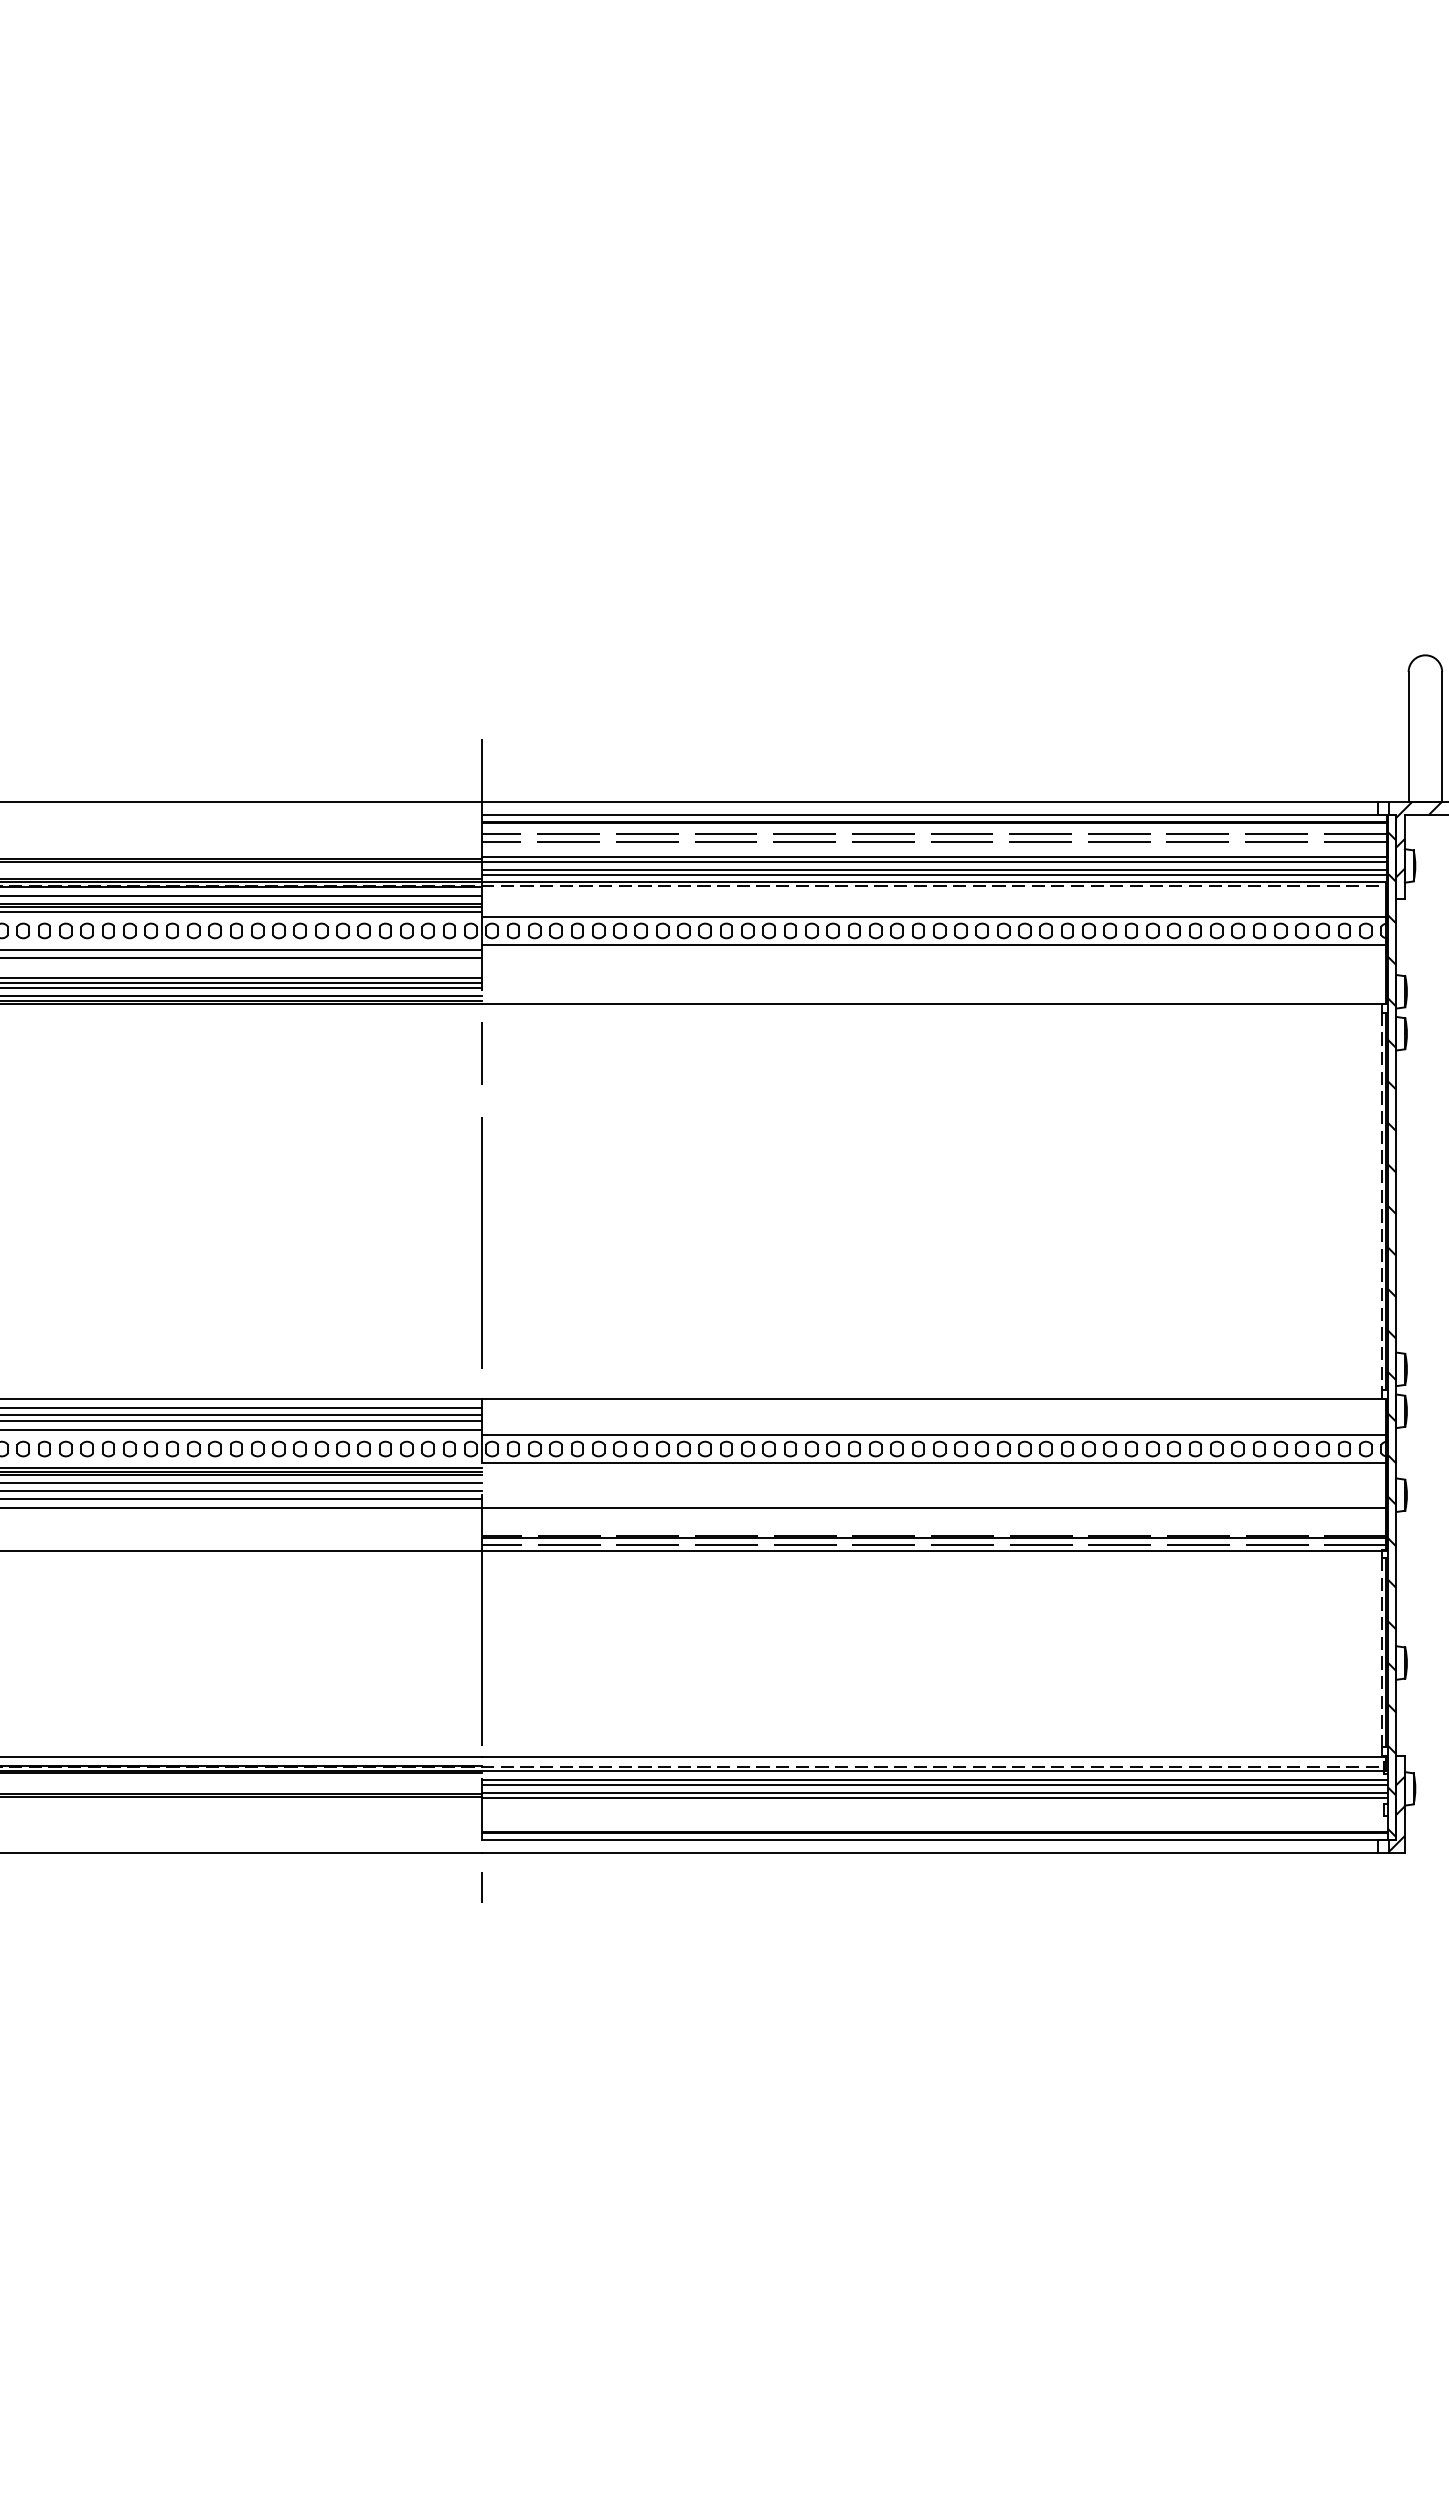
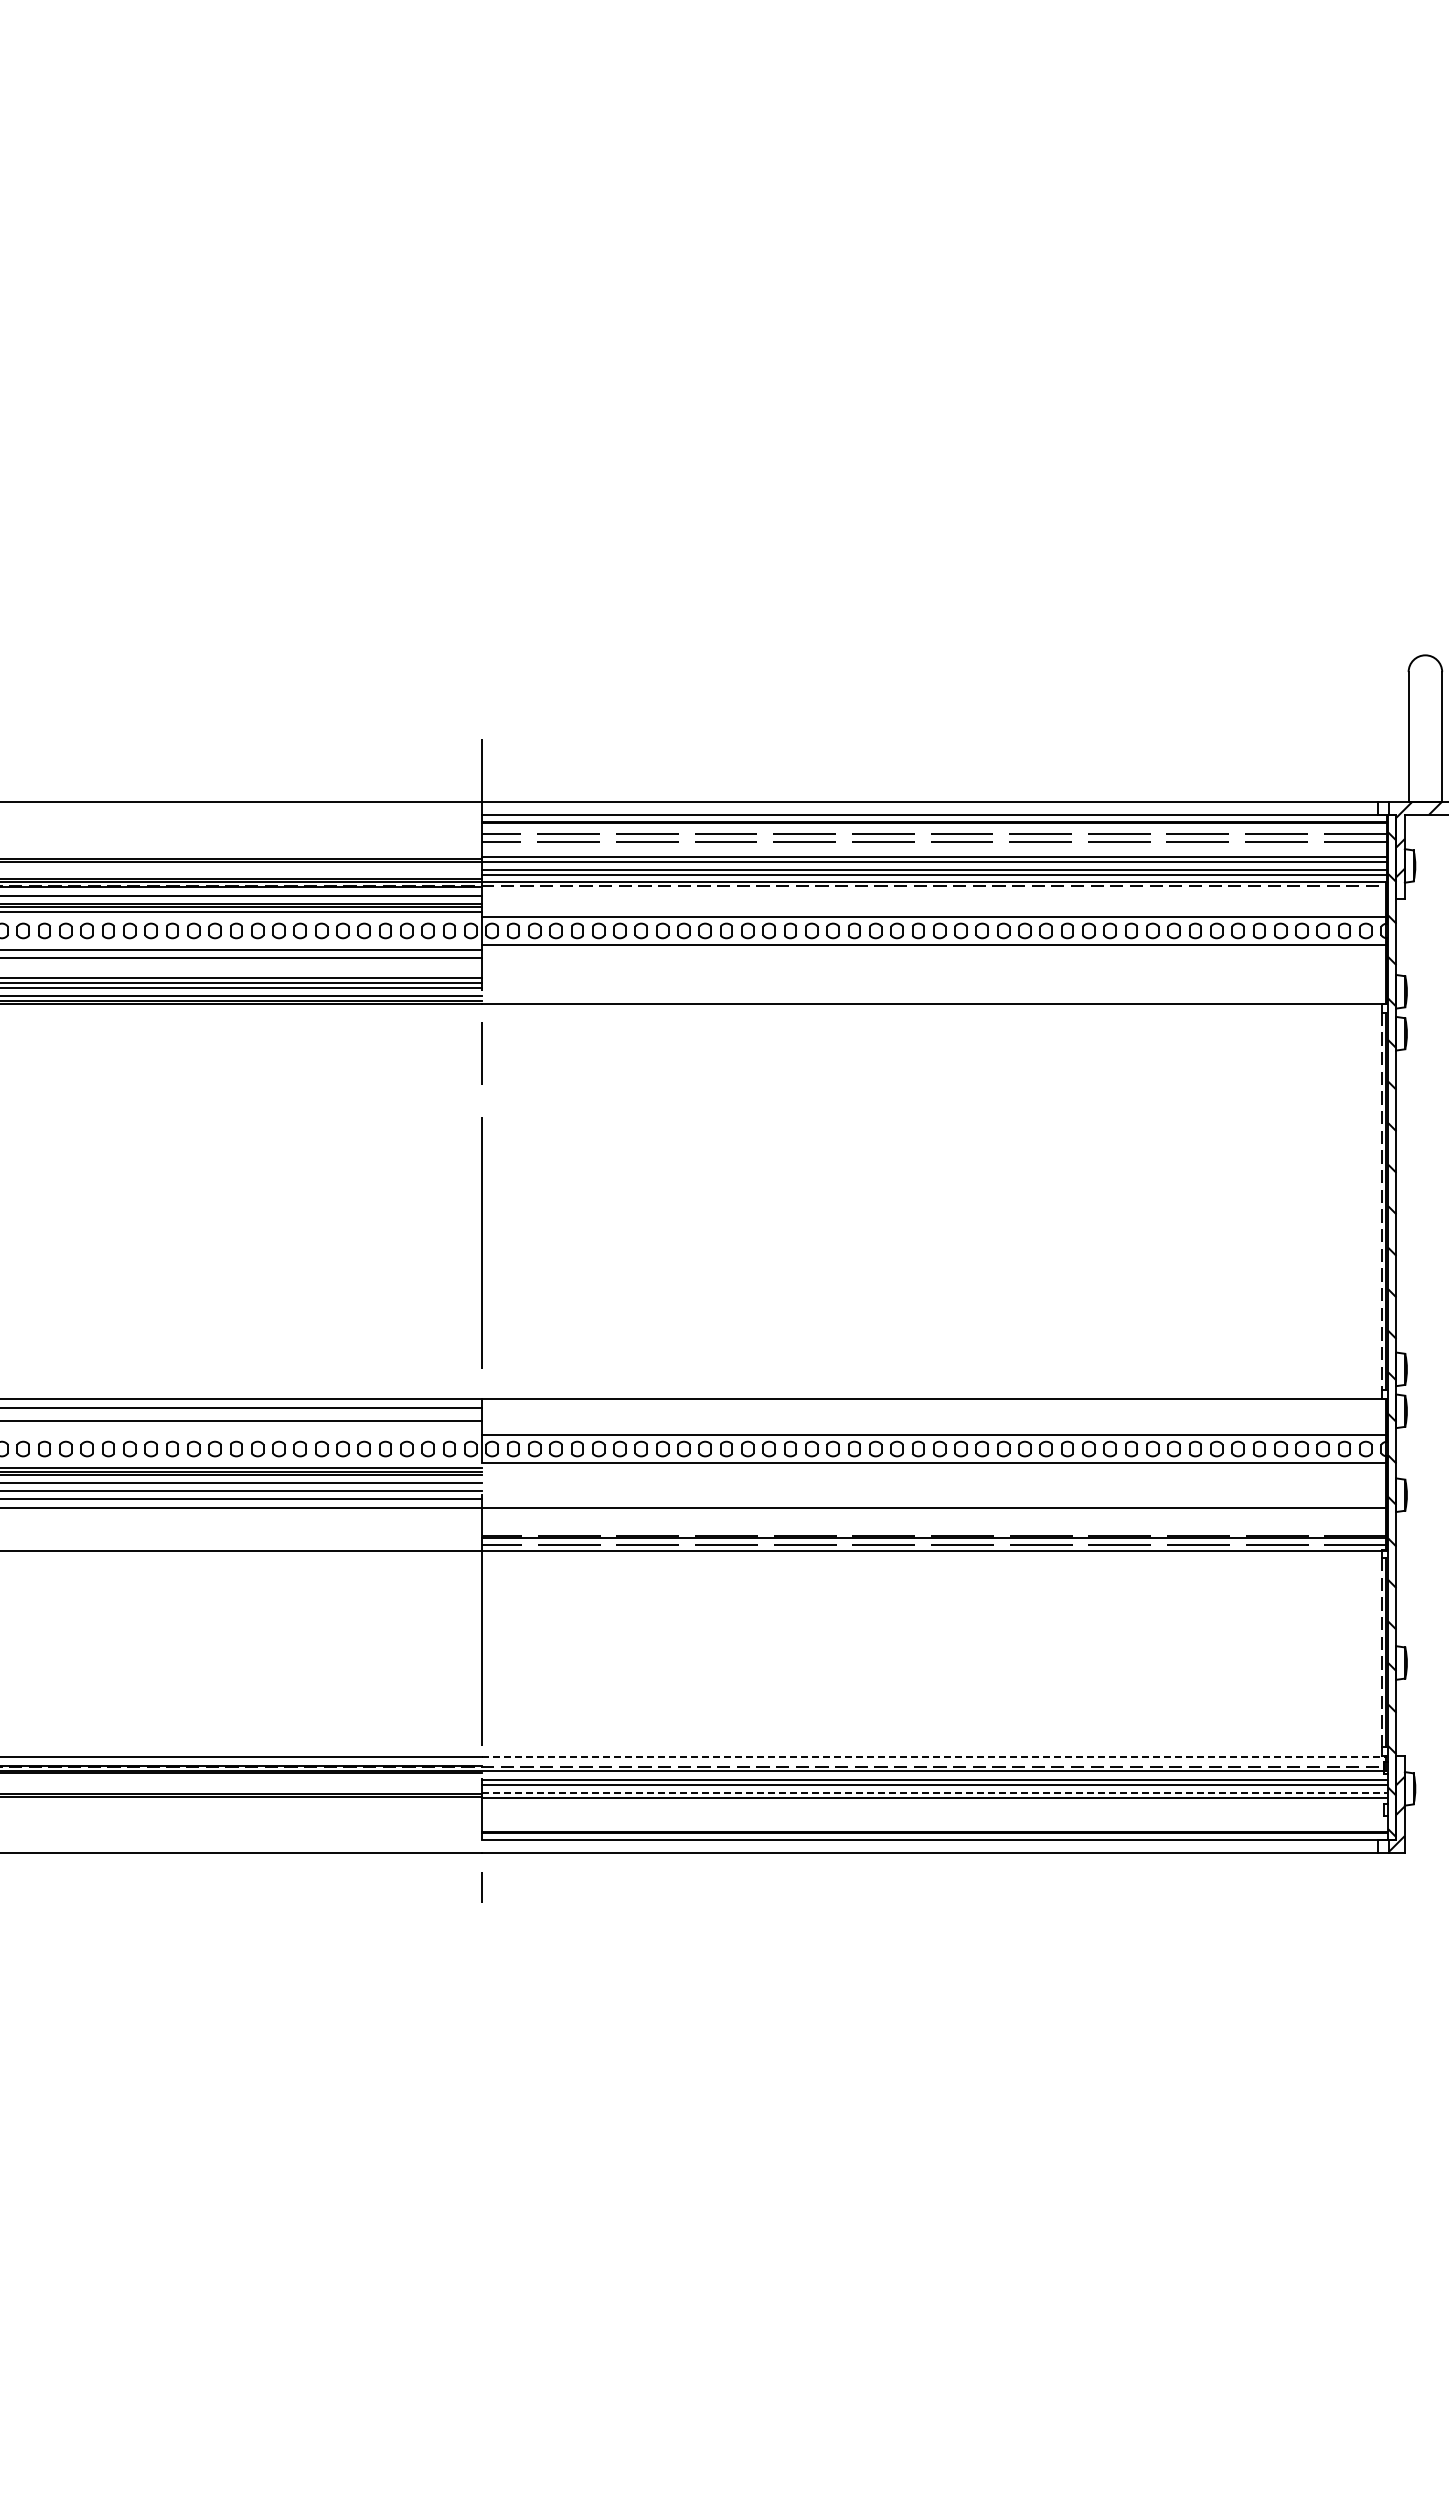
line: present -> none (241, 1415)
line: present -> none (241, 1429)
line: solid -> dashed (934, 1757)
line: solid -> dashed (934, 1793)
